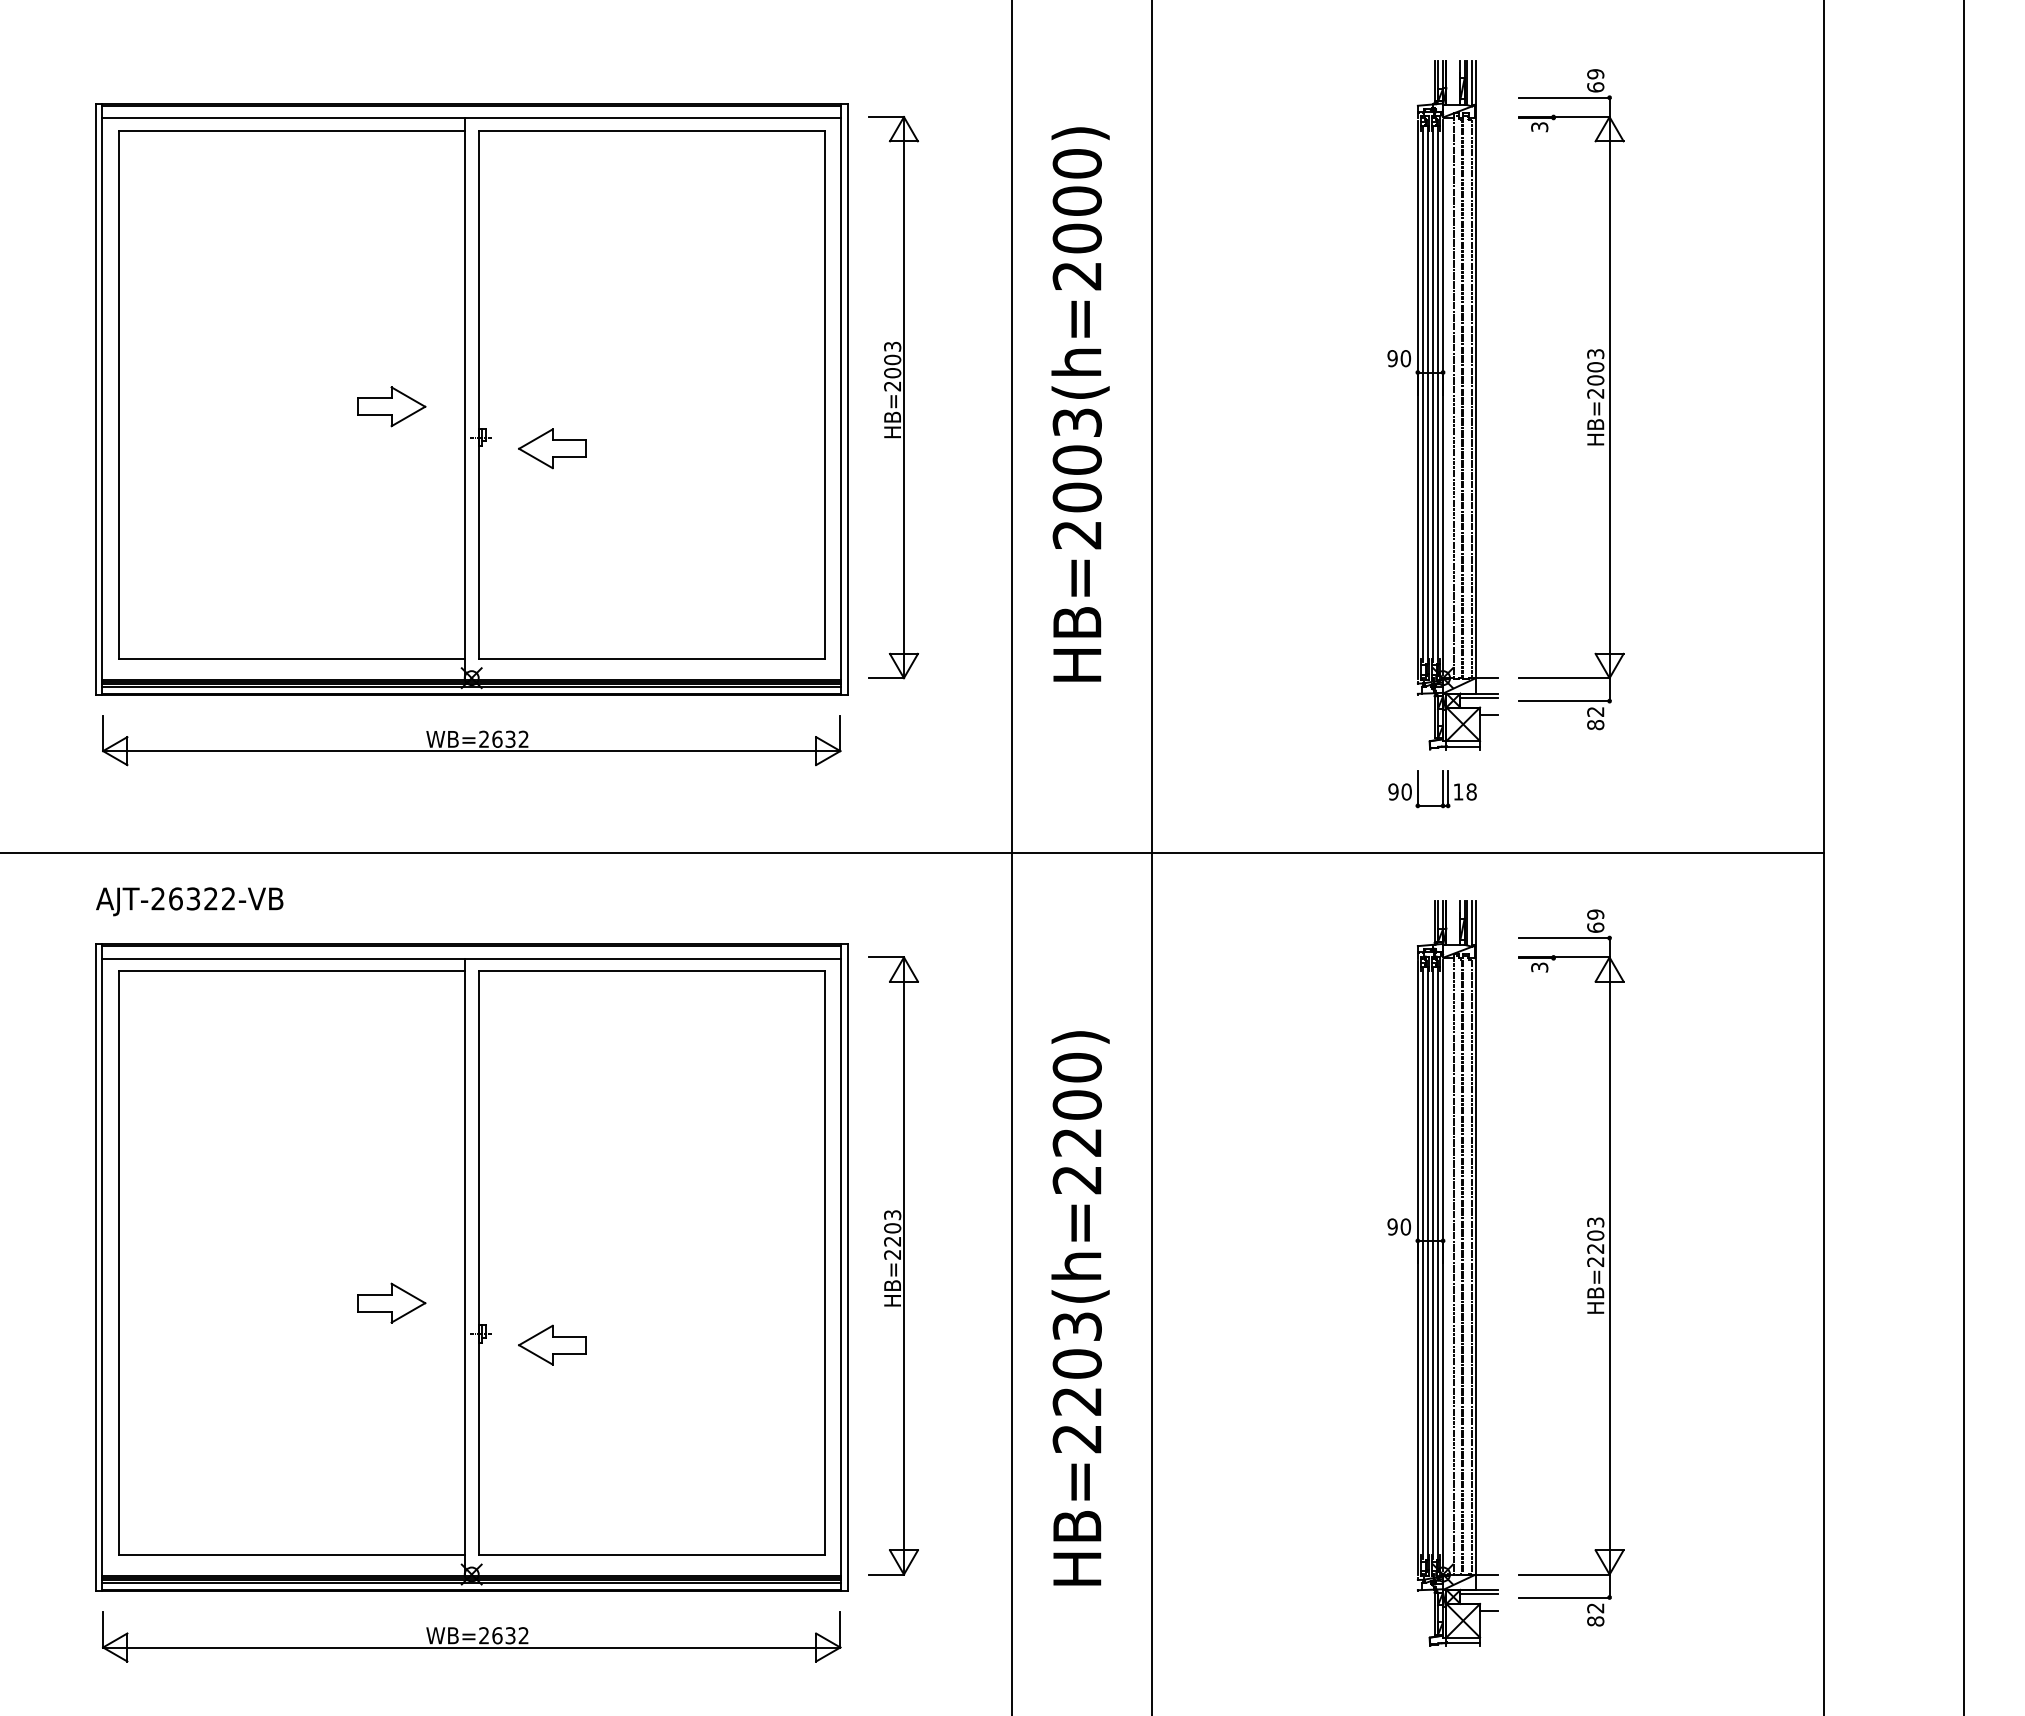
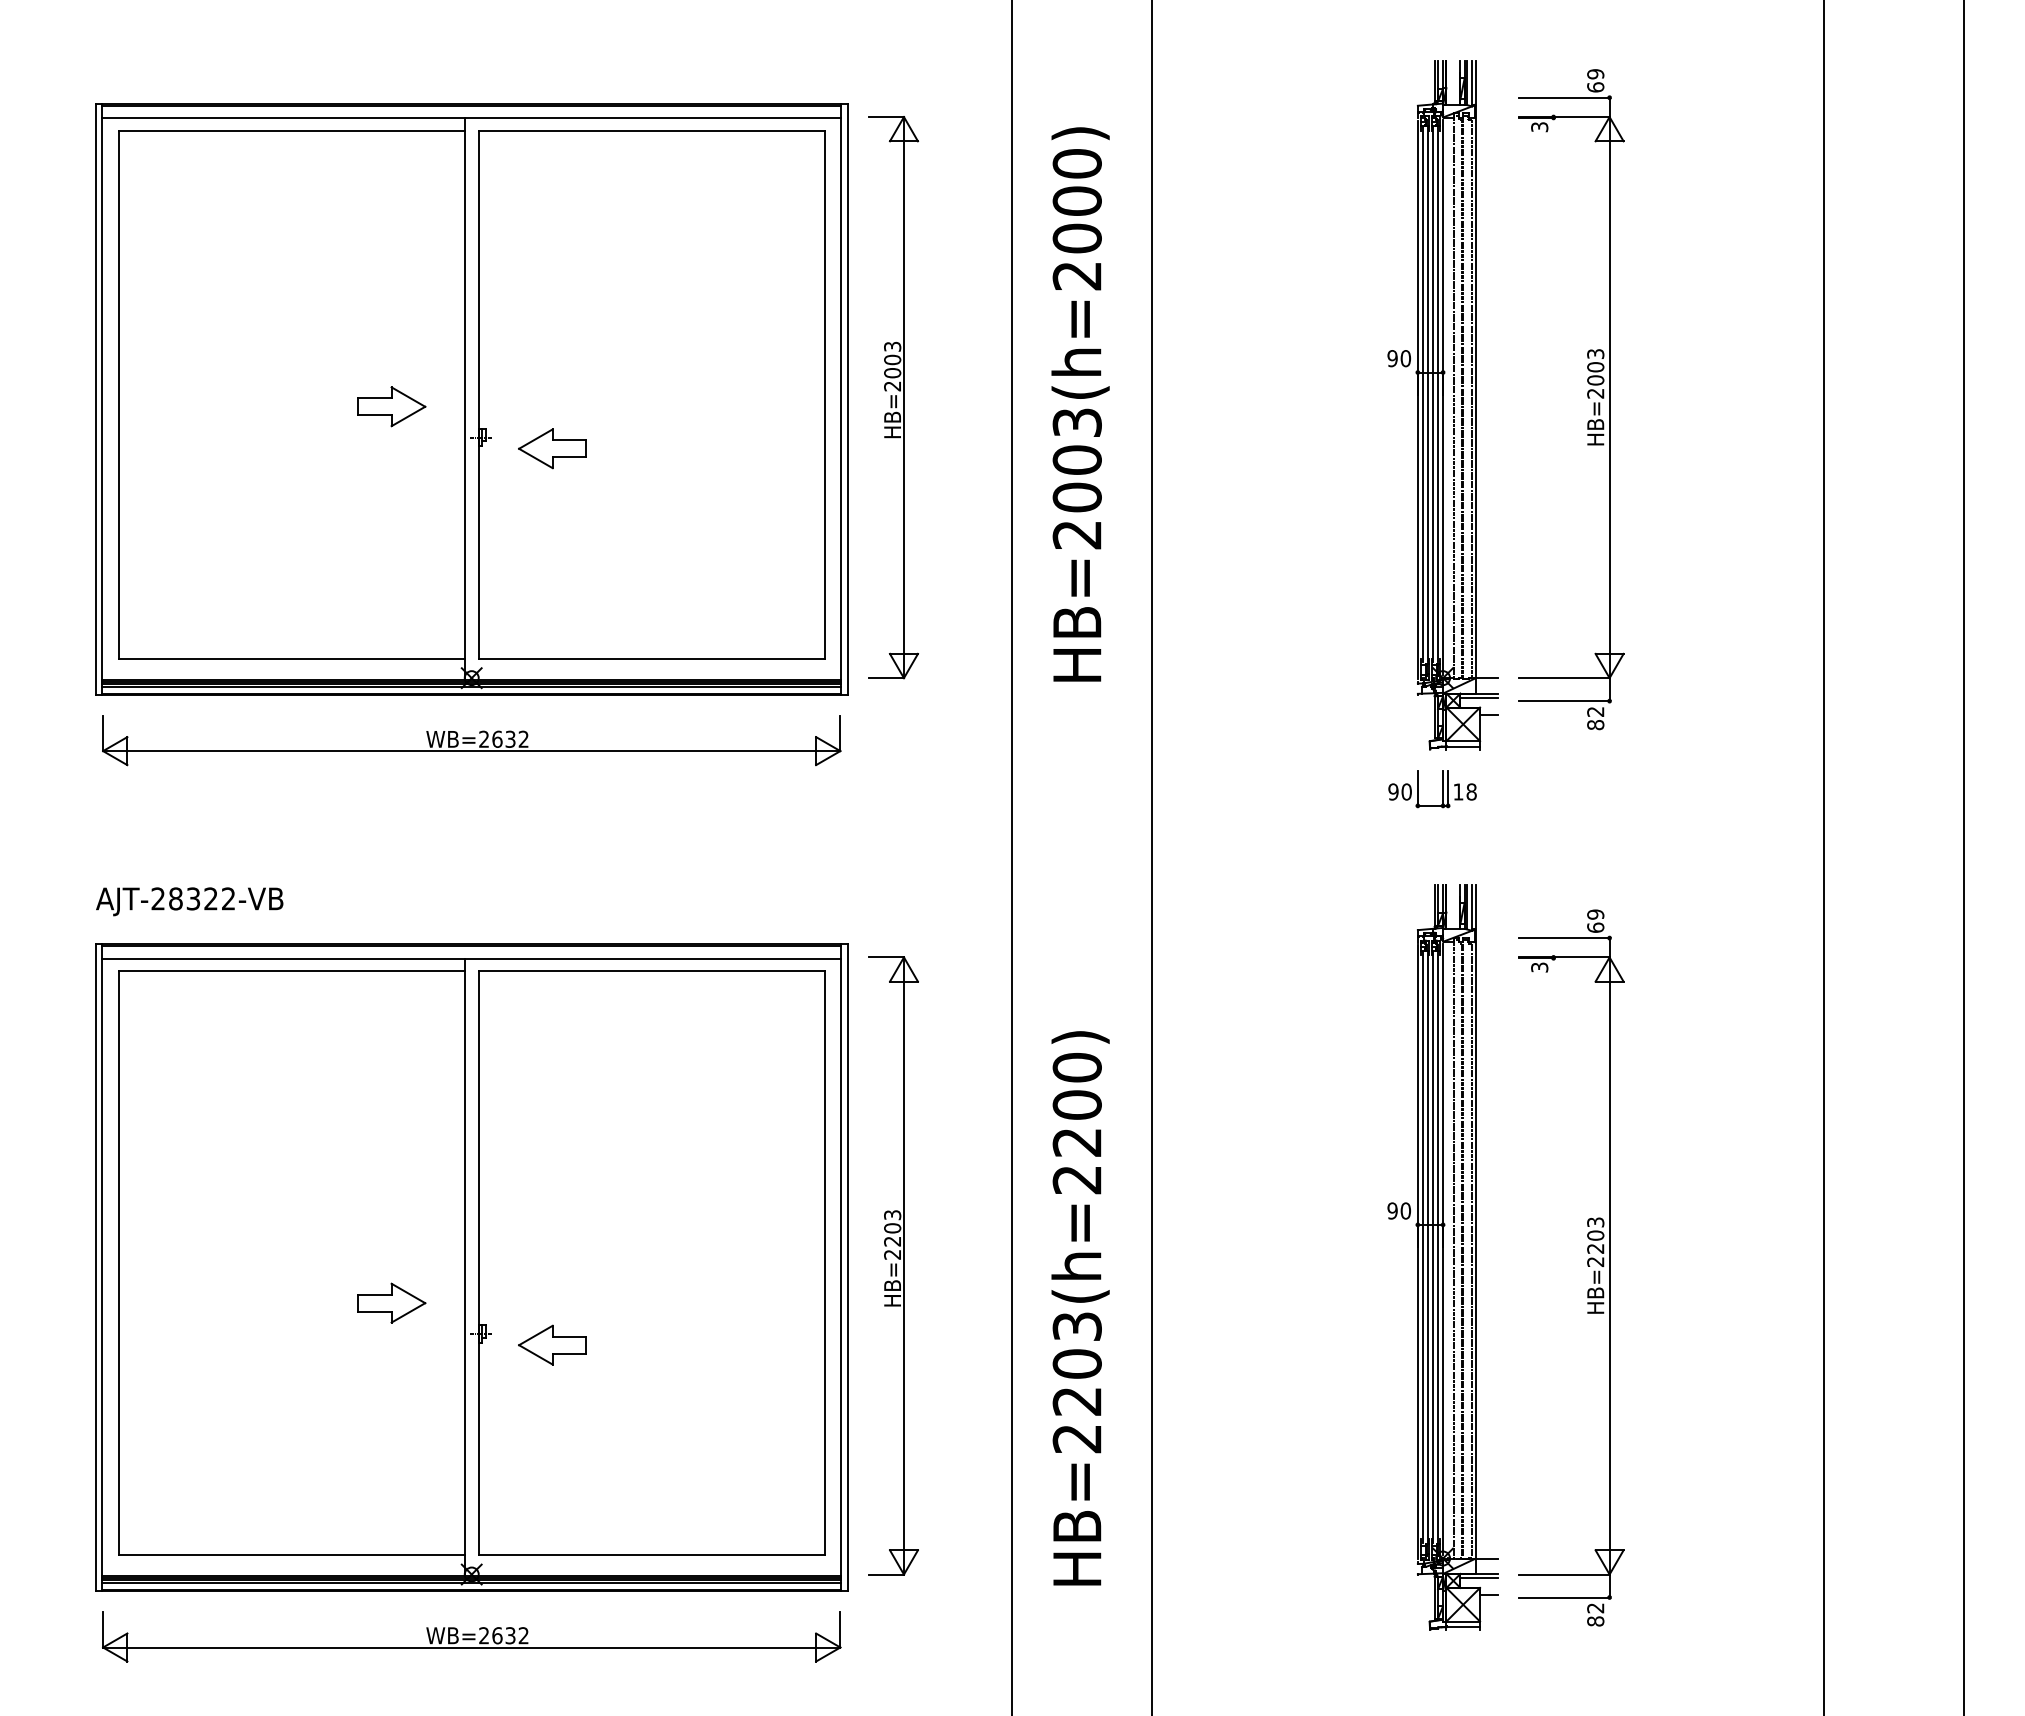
line: present -> none (913, 853)
text: AJT-26322-VB -> AJT-28322-VB (175, 898)
part position: (1442, 1273) -> (1442, 1257) (1442, 1257)
